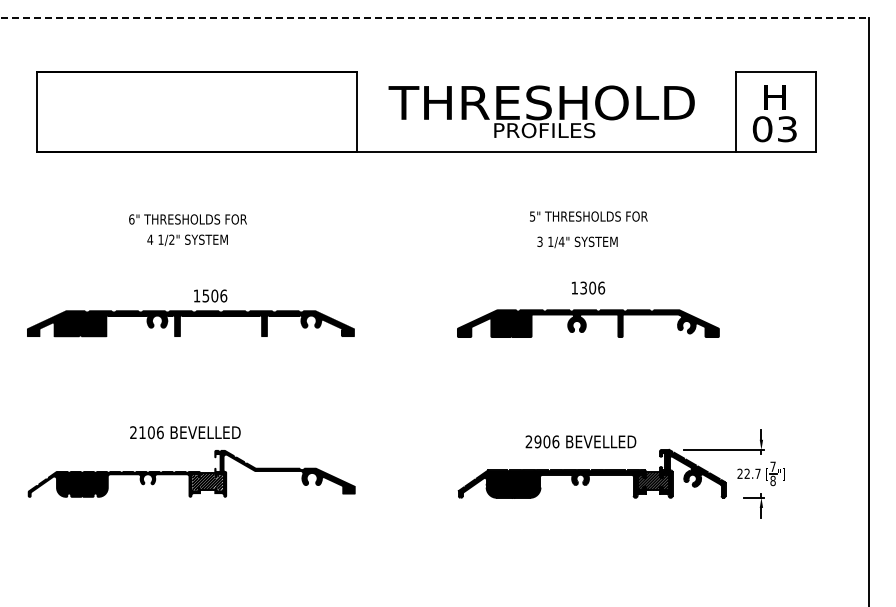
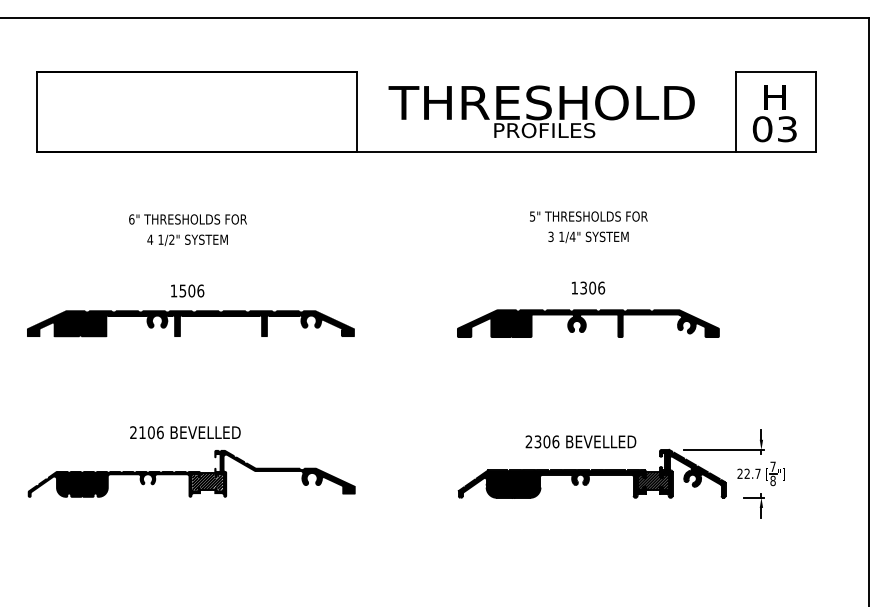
line: dashed -> solid (435, 18)
text position: (577, 242) -> (588, 237) (588, 237)
text position: (210, 295) -> (187, 290) (187, 290)
text: 2906 -> 2306 (537, 441)
